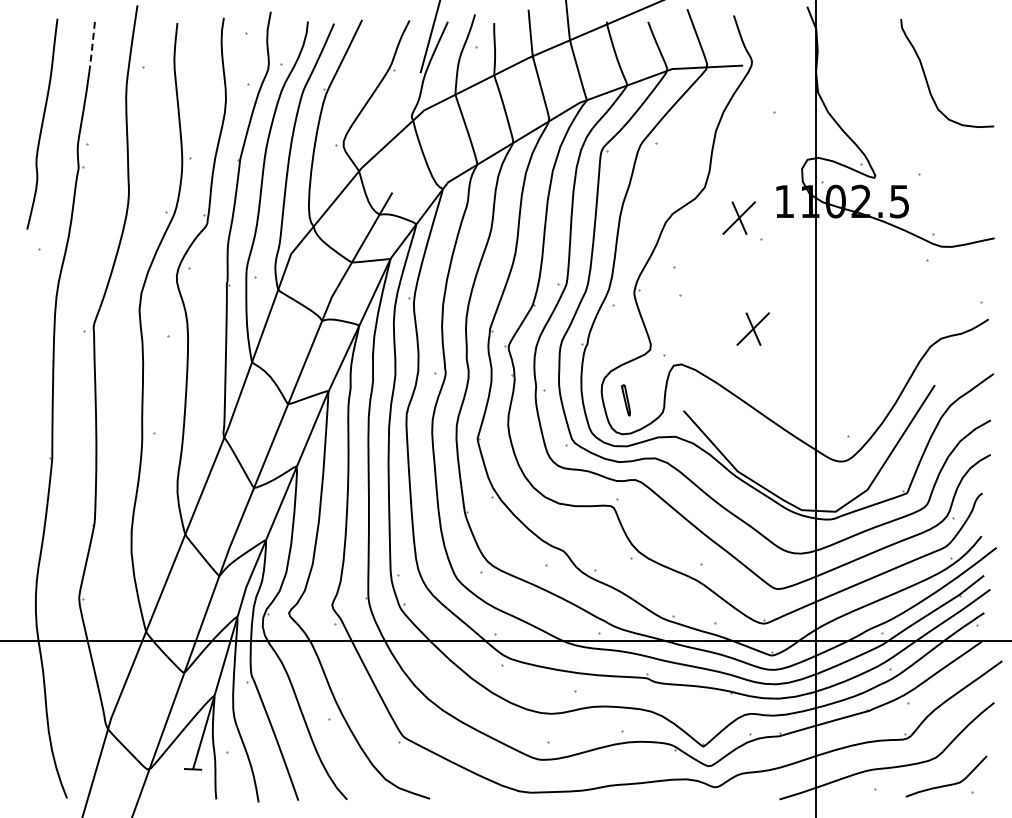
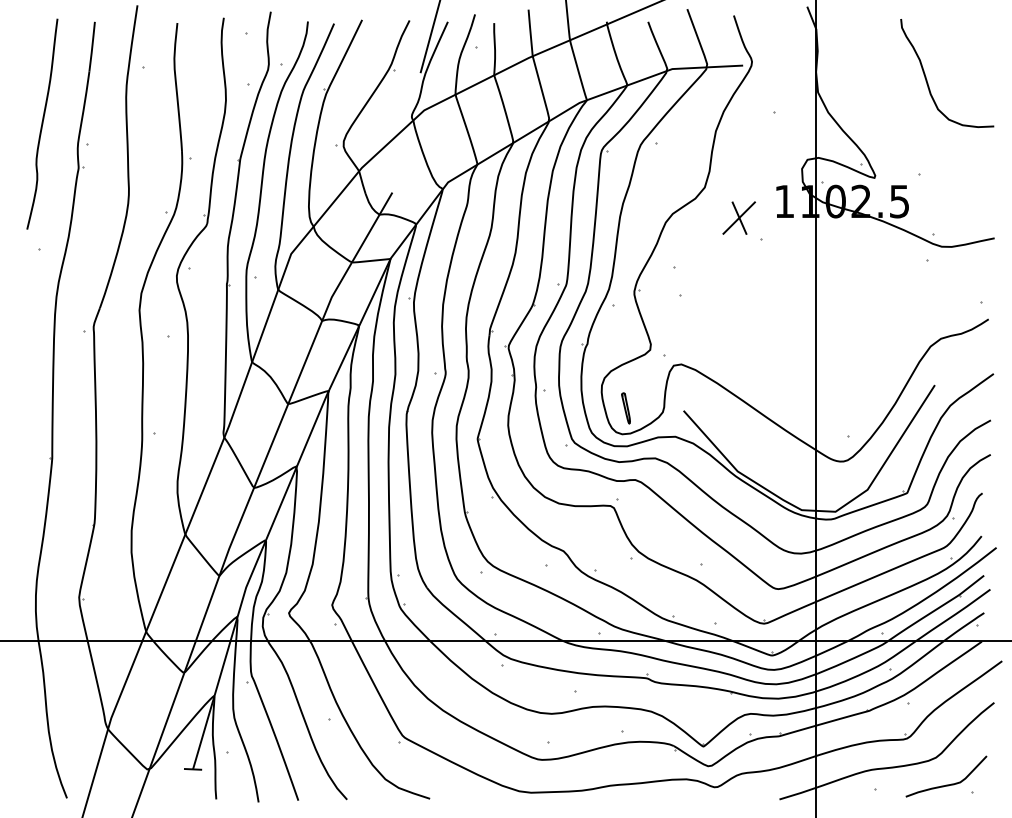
line: dashed -> solid (92, 46)
part: present -> none (752, 328)
part position: (625, 400) -> (625, 408) (625, 408)
